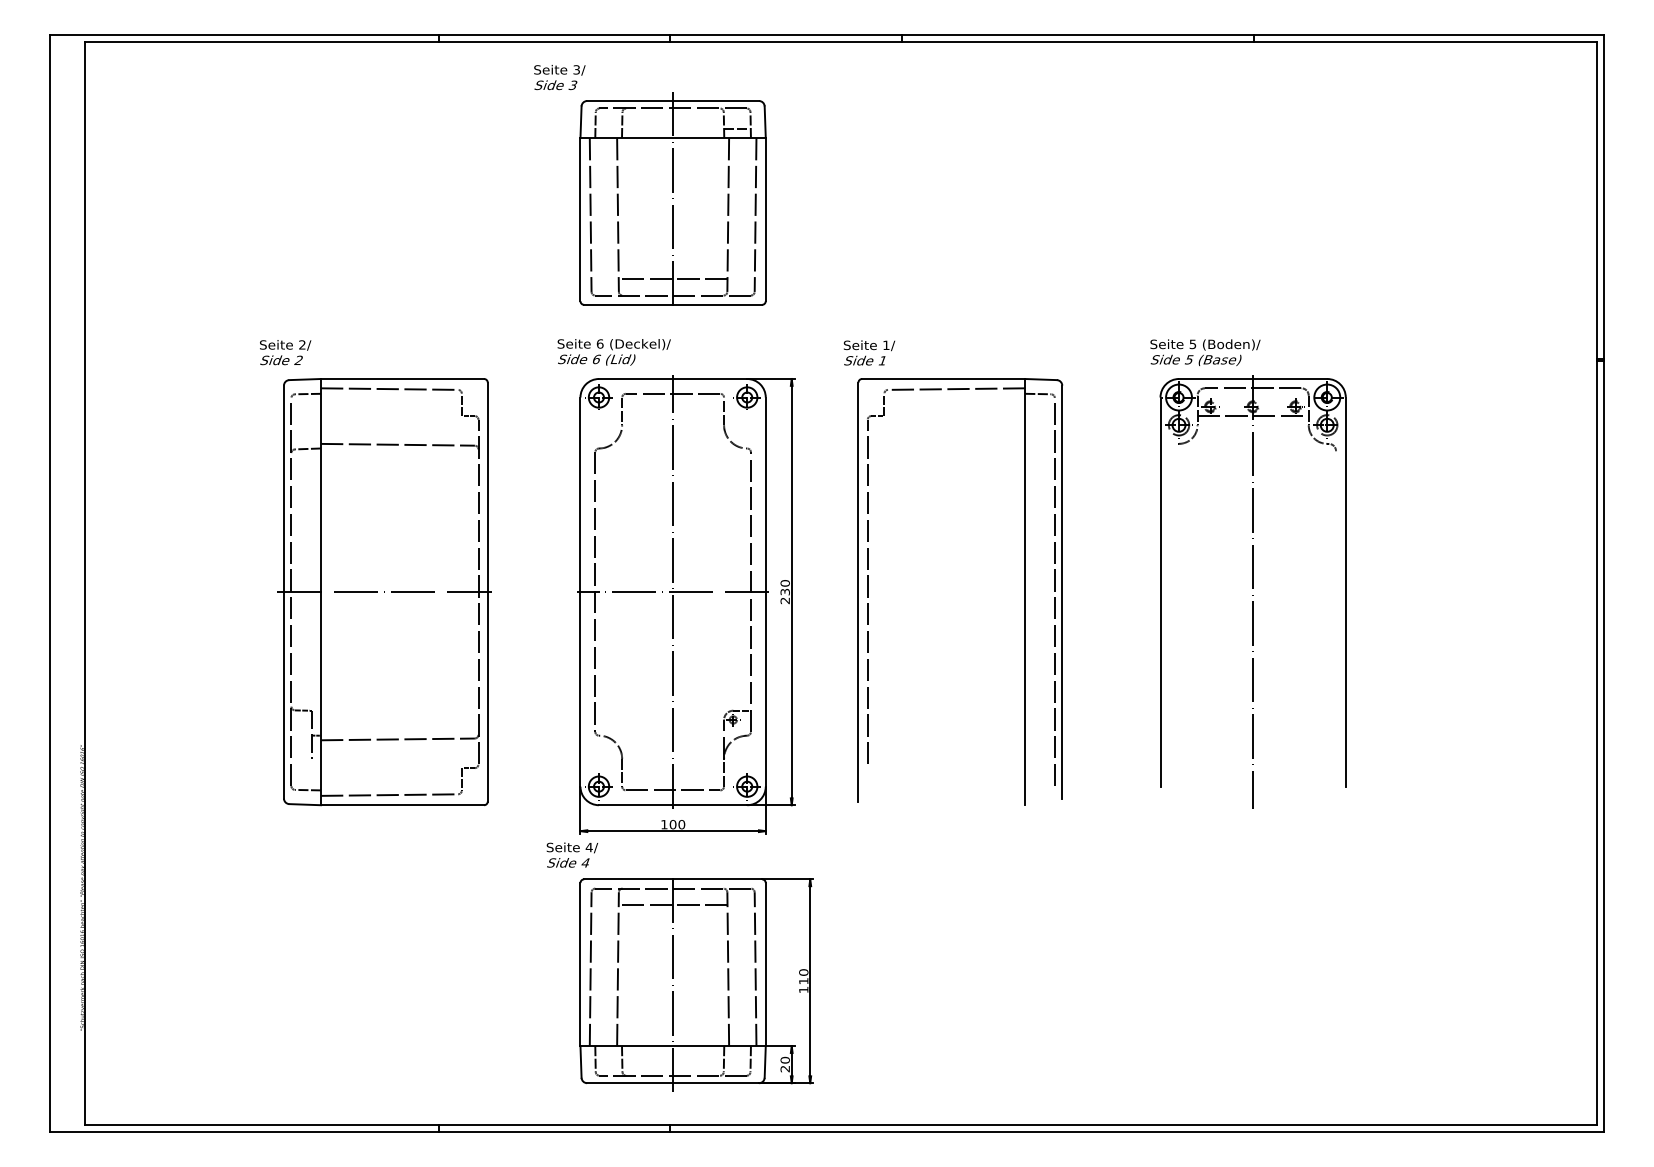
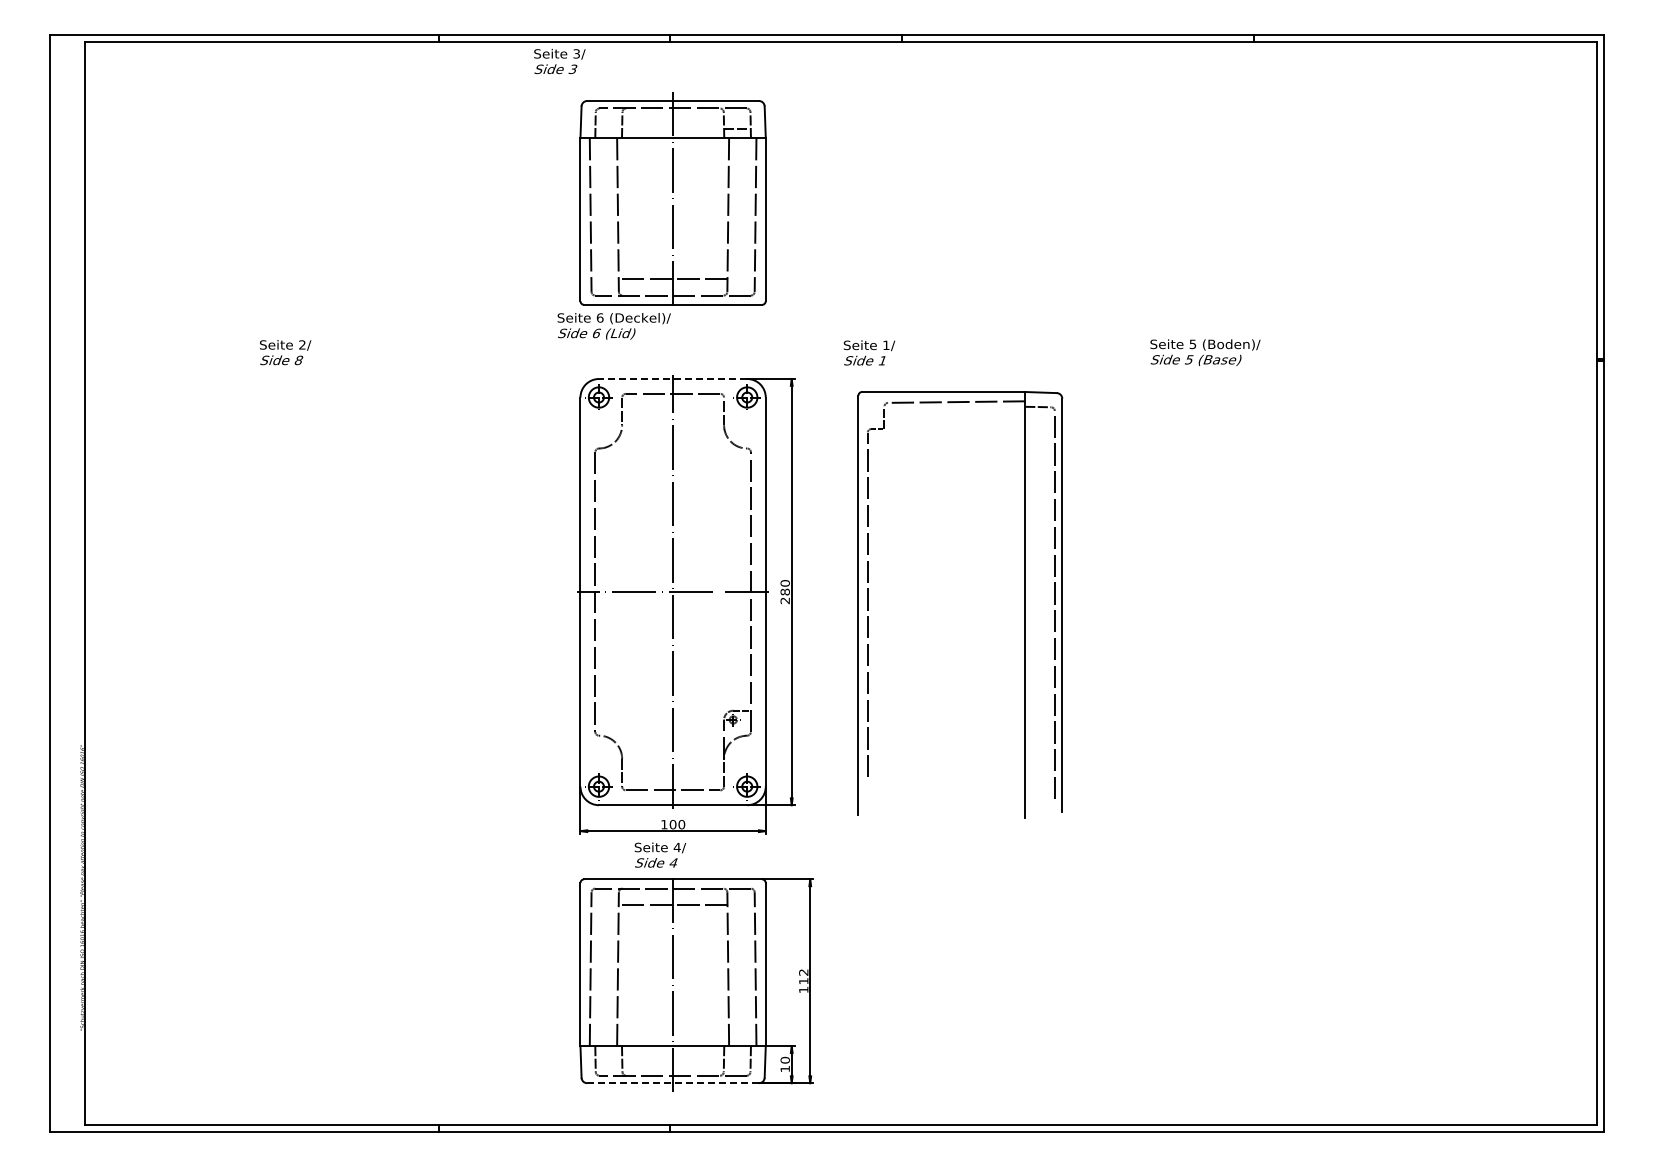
text position: (559, 77) -> (559, 61) (559, 61)
text position: (613, 352) -> (613, 326) (613, 326)
text: 2 -> 8 (298, 360)
line: solid -> dashed (672, 379)
text: 230 -> 280 (784, 591)
part position: (1024, 591) -> (1024, 604) (1024, 604)
part: present -> none (1252, 591)
part: present -> none (384, 592)
text position: (572, 854) -> (660, 854) (660, 854)
text: 110 -> 112 (803, 972)
text: 20 -> 10 (784, 1069)
line: solid -> dashed (673, 1083)
